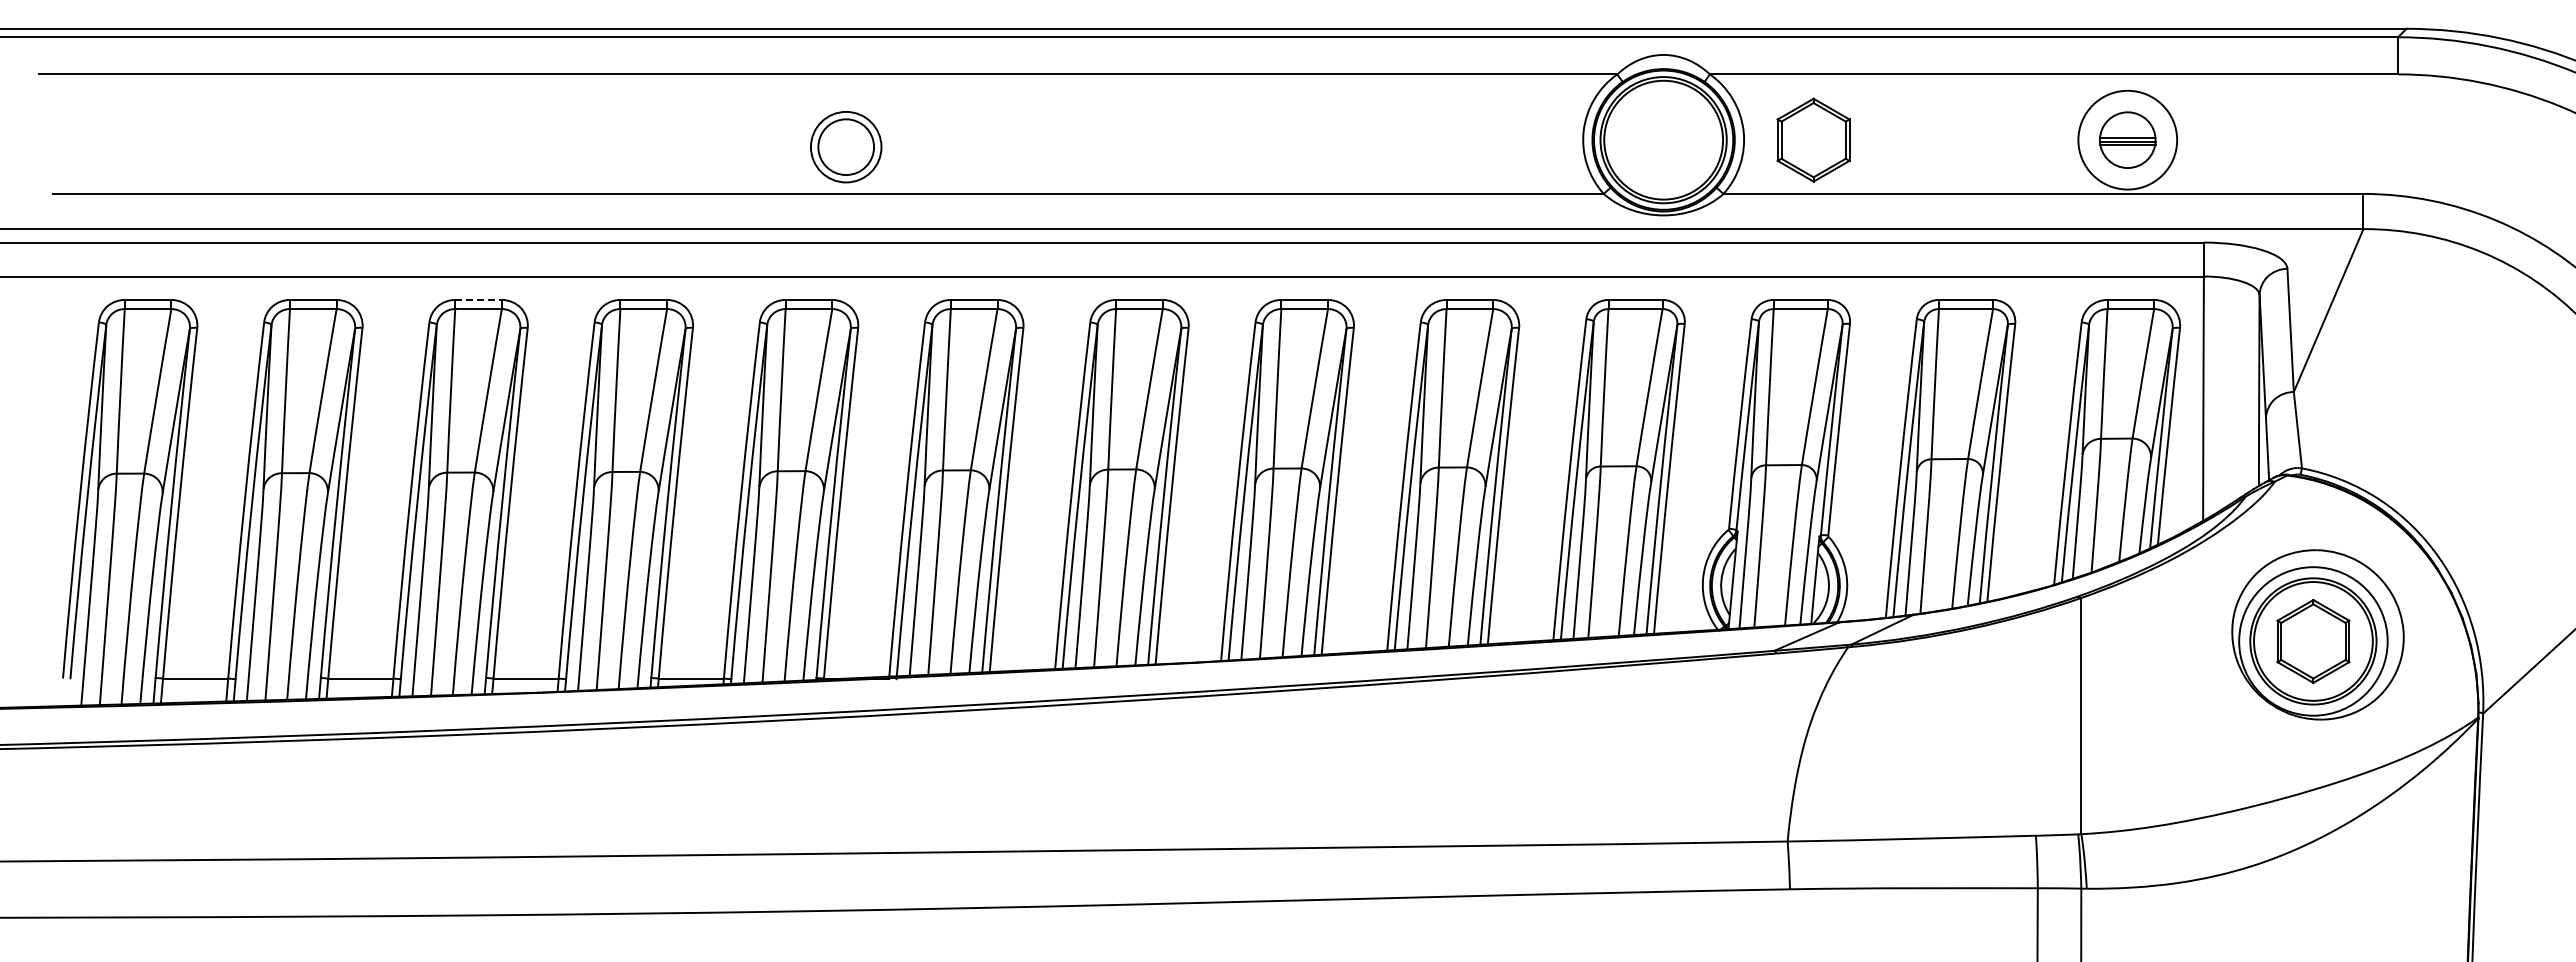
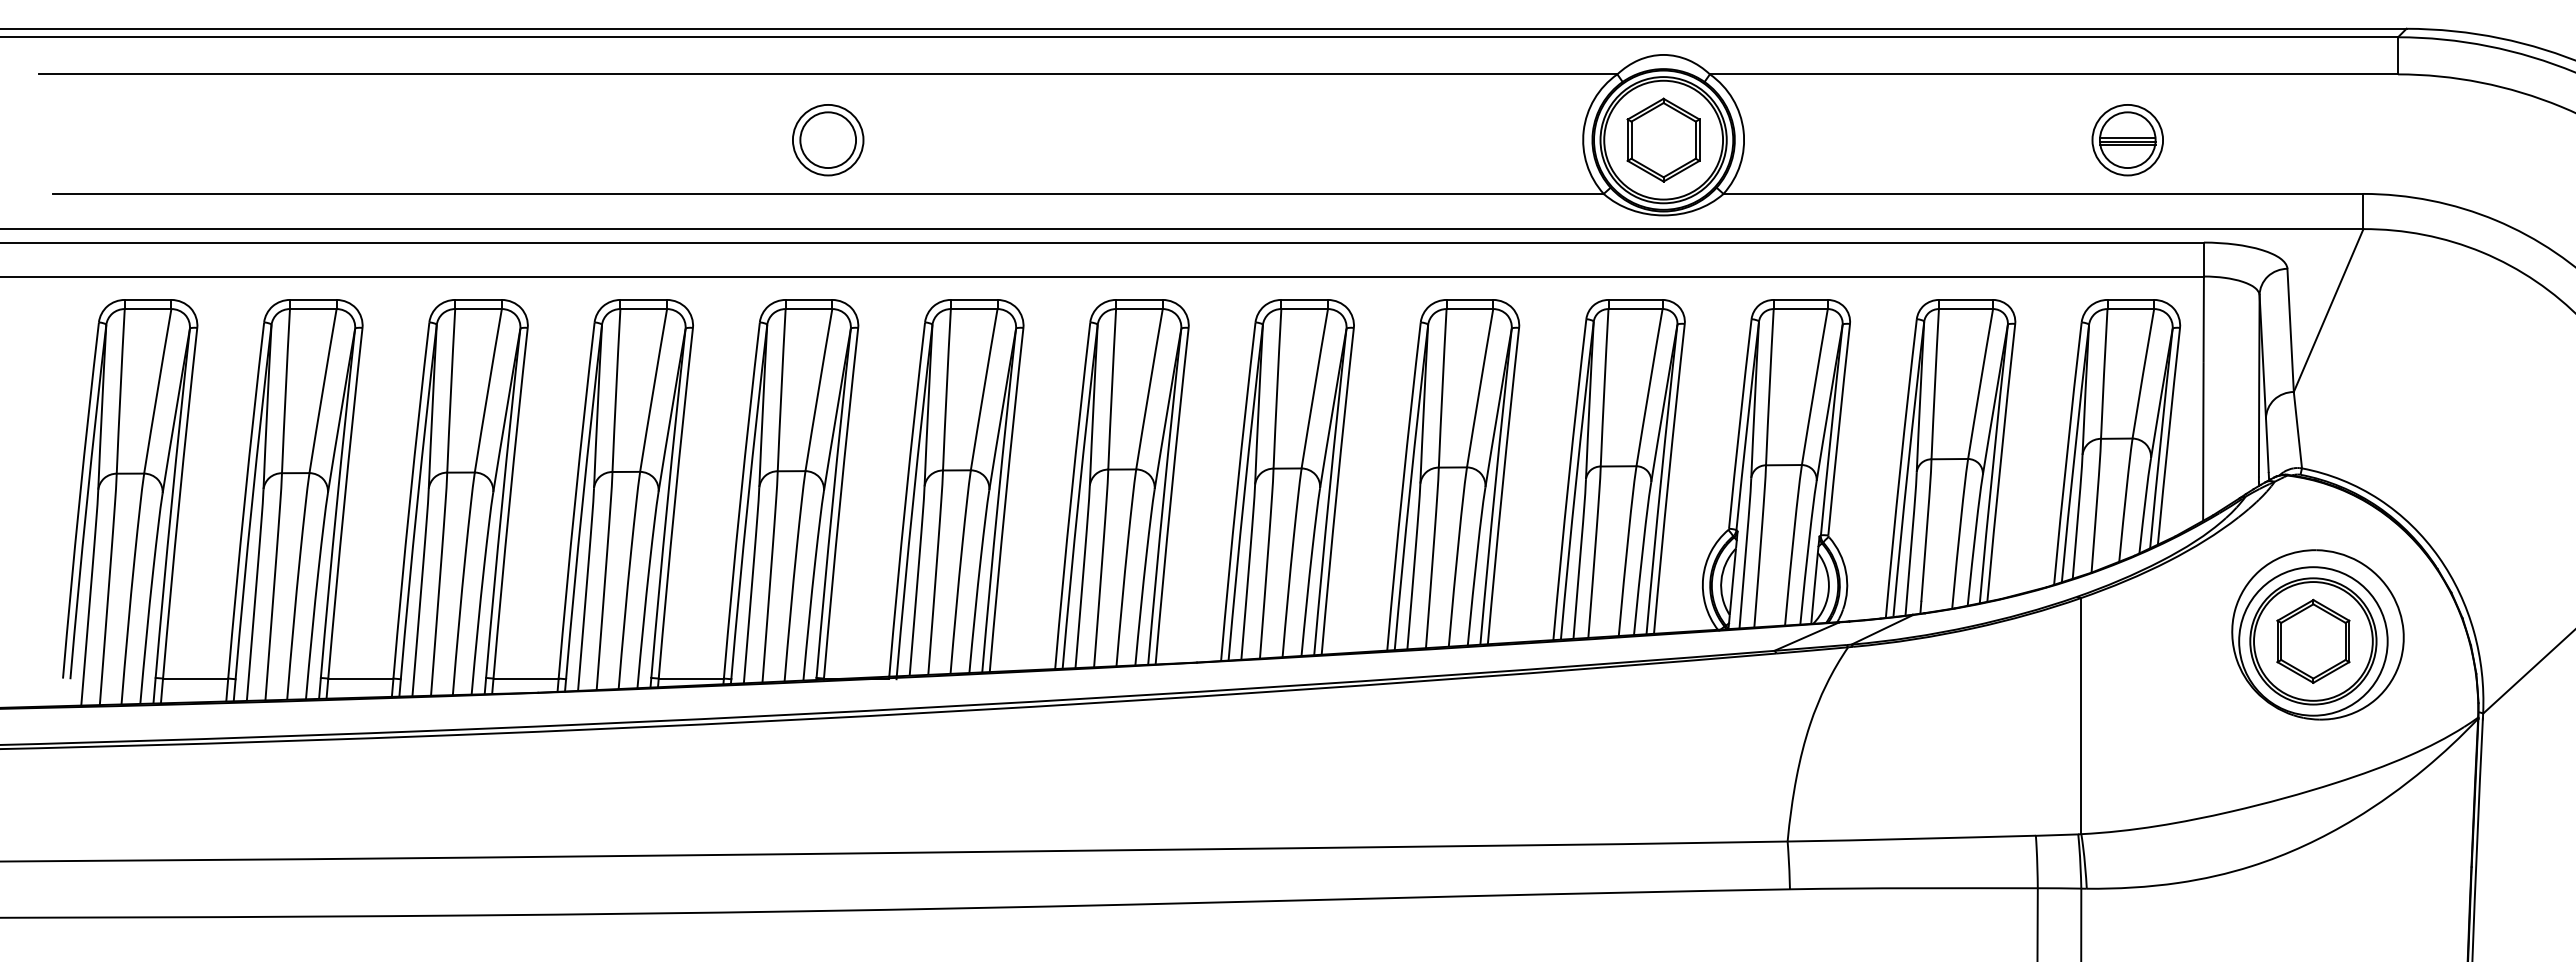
part position: (1813, 139) -> (1663, 139) (1663, 139)
circle diameter: 99 px -> 71 px (2127, 139)
part position: (846, 147) -> (828, 140) (828, 140)
line: dashed -> solid (479, 299)
